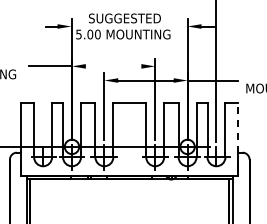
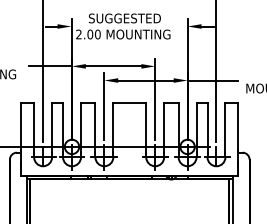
text: 5.00 -> 2.00 (78, 34)
line: none -> present (113, 66)
line: none -> present (43, 72)
line: dashed -> solid (238, 127)
